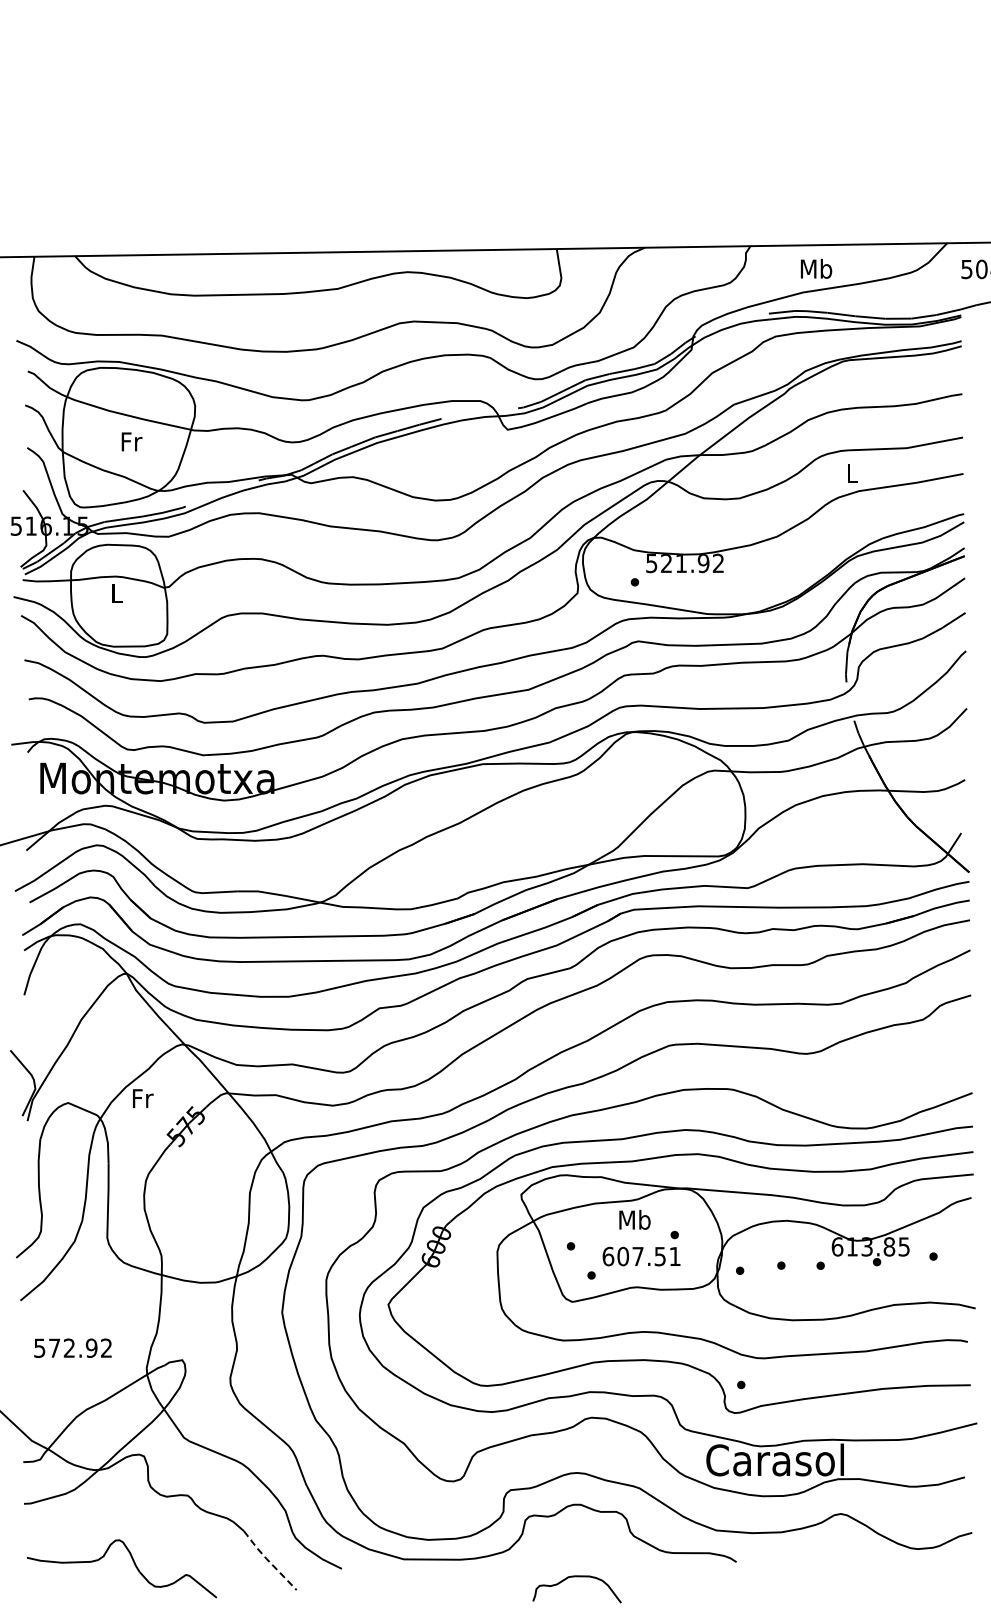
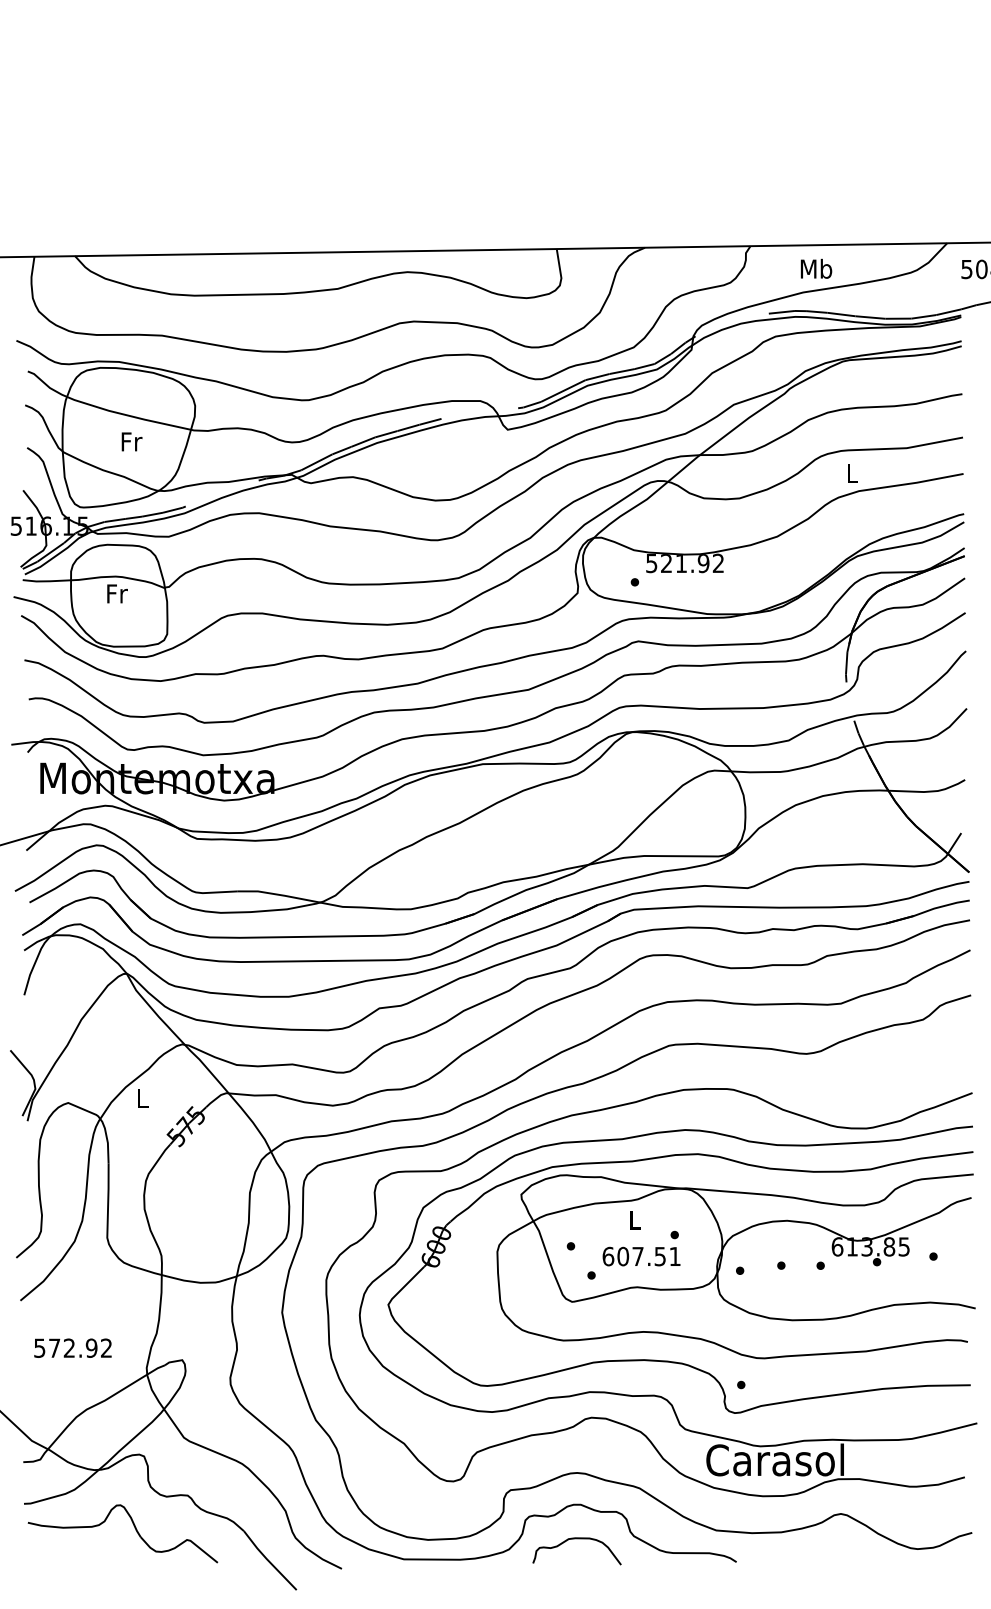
text: L -> Fr (117, 593)
text: Fr -> L (143, 1098)
text: Mb -> L (634, 1219)
line: dashed -> solid (268, 1561)
part position: (133, 1563) -> (134, 1528) (134, 1528)
curve position: (576, 1577) -> (576, 1539) (576, 1539)
